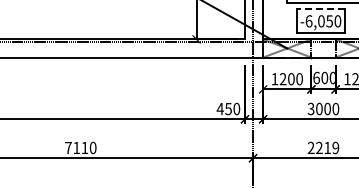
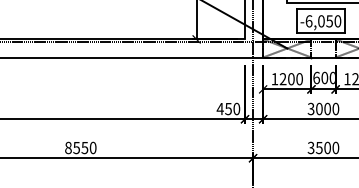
line: dashed -> solid (320, 9)
text: 7110 -> 8550 (76, 147)
text: 2219 -> 3500 (323, 147)
